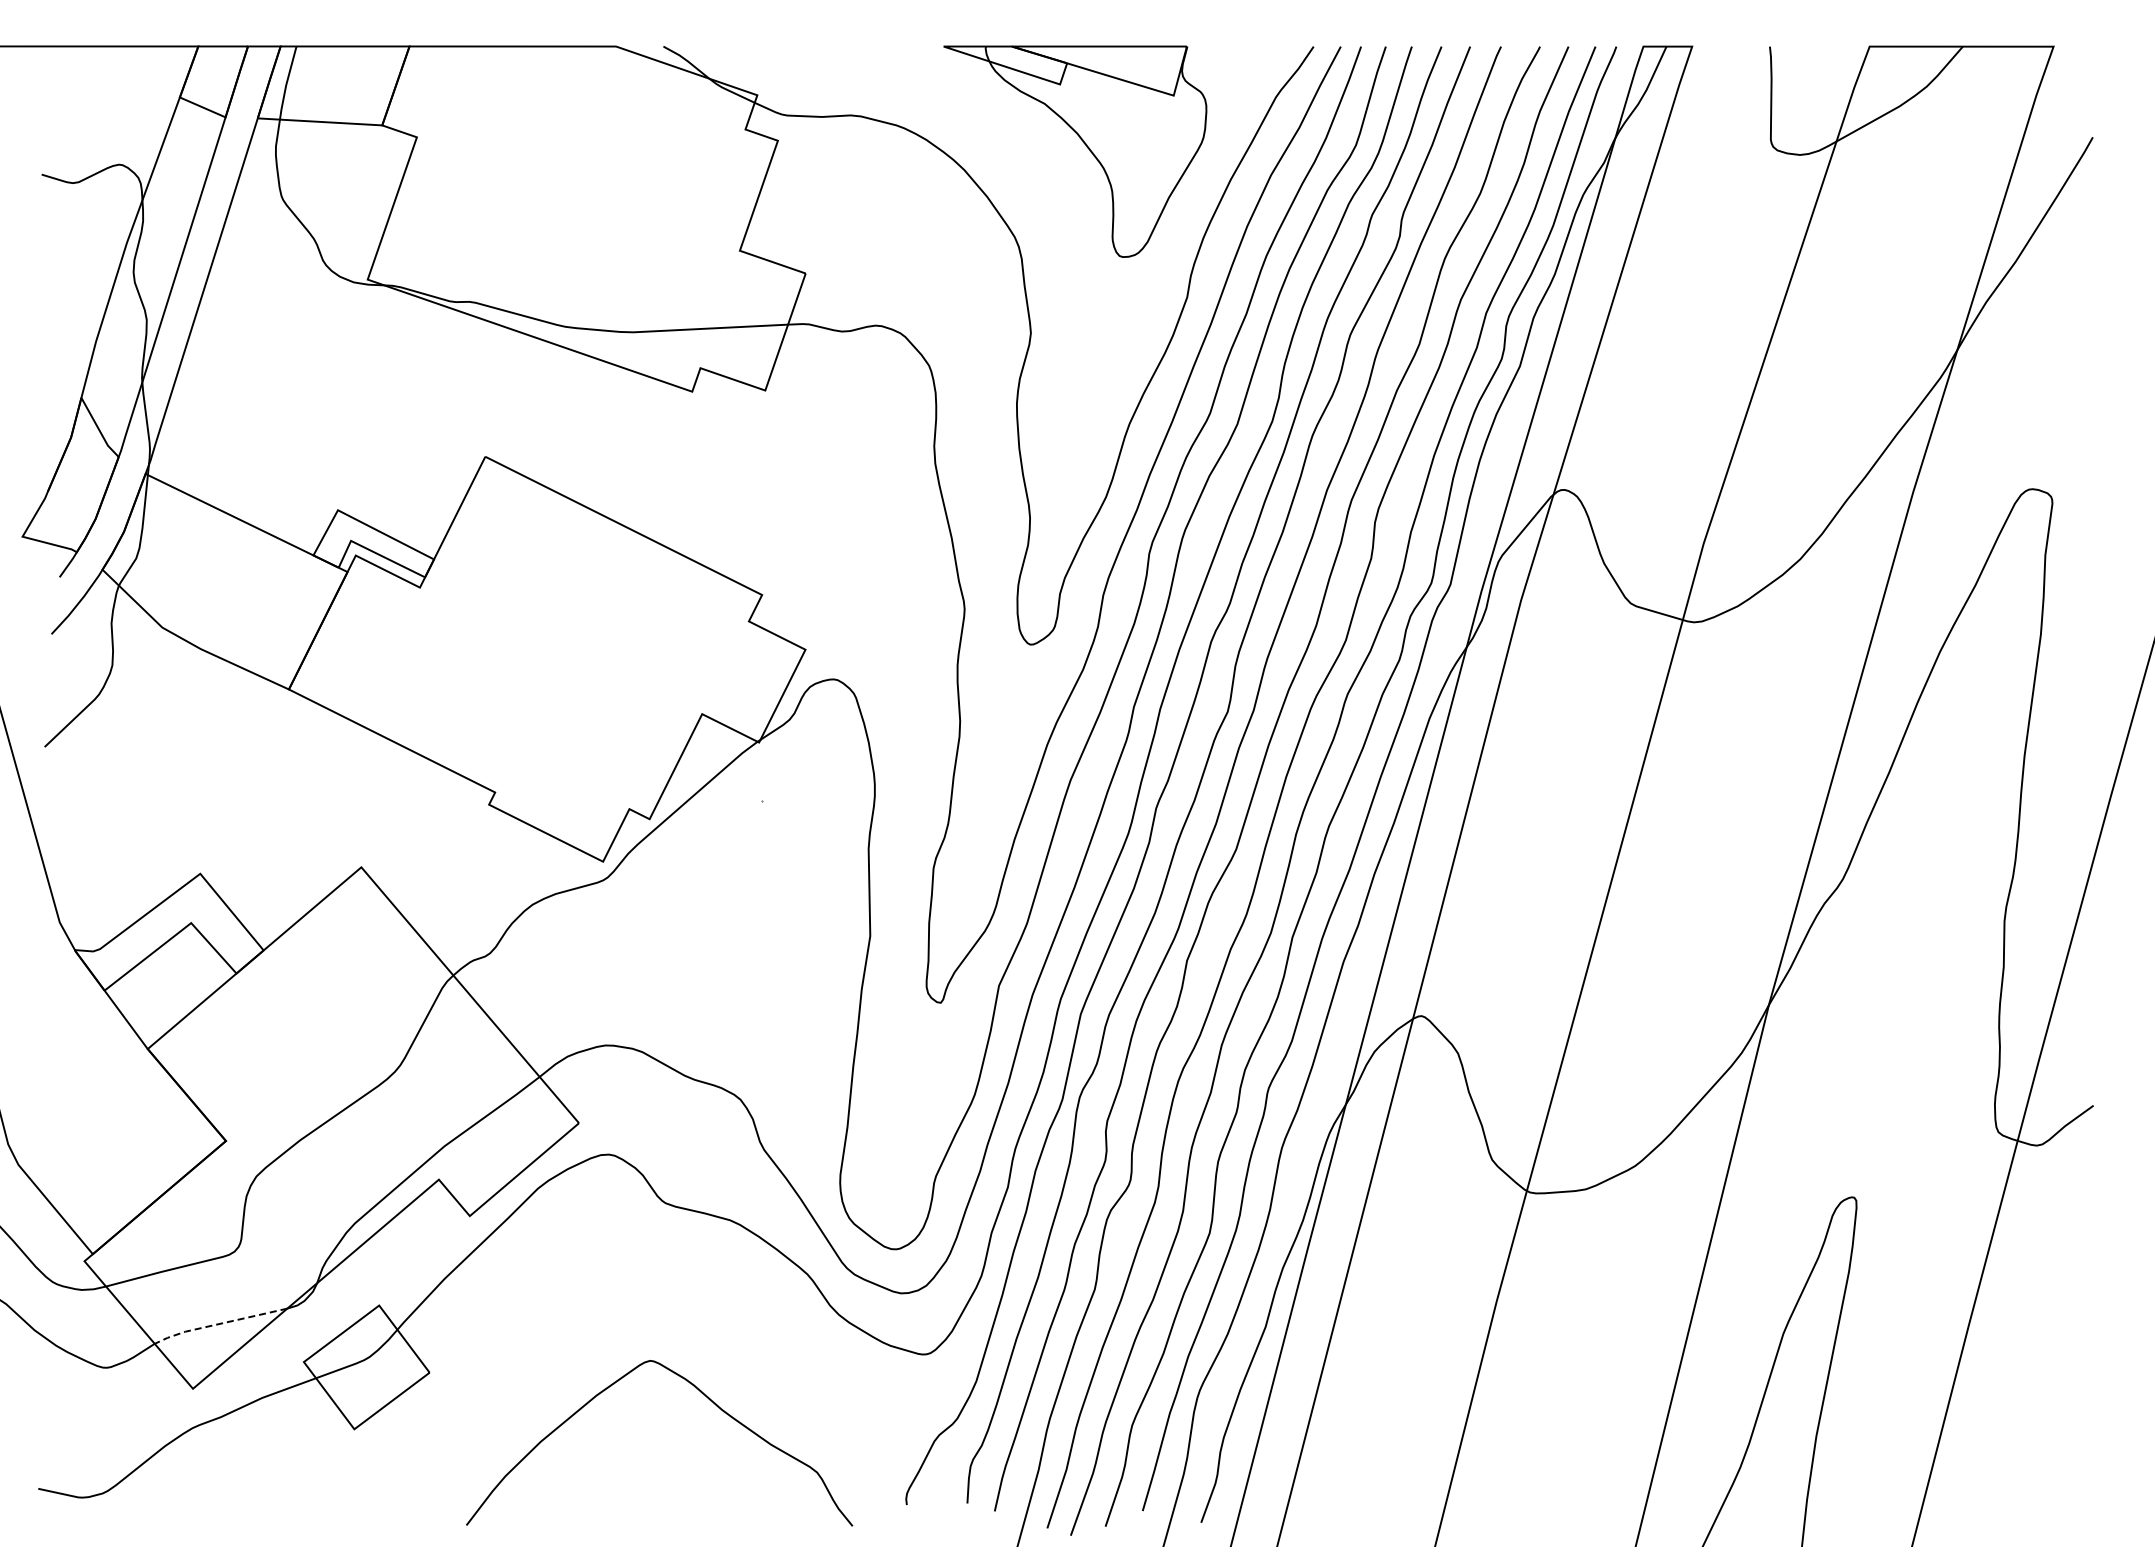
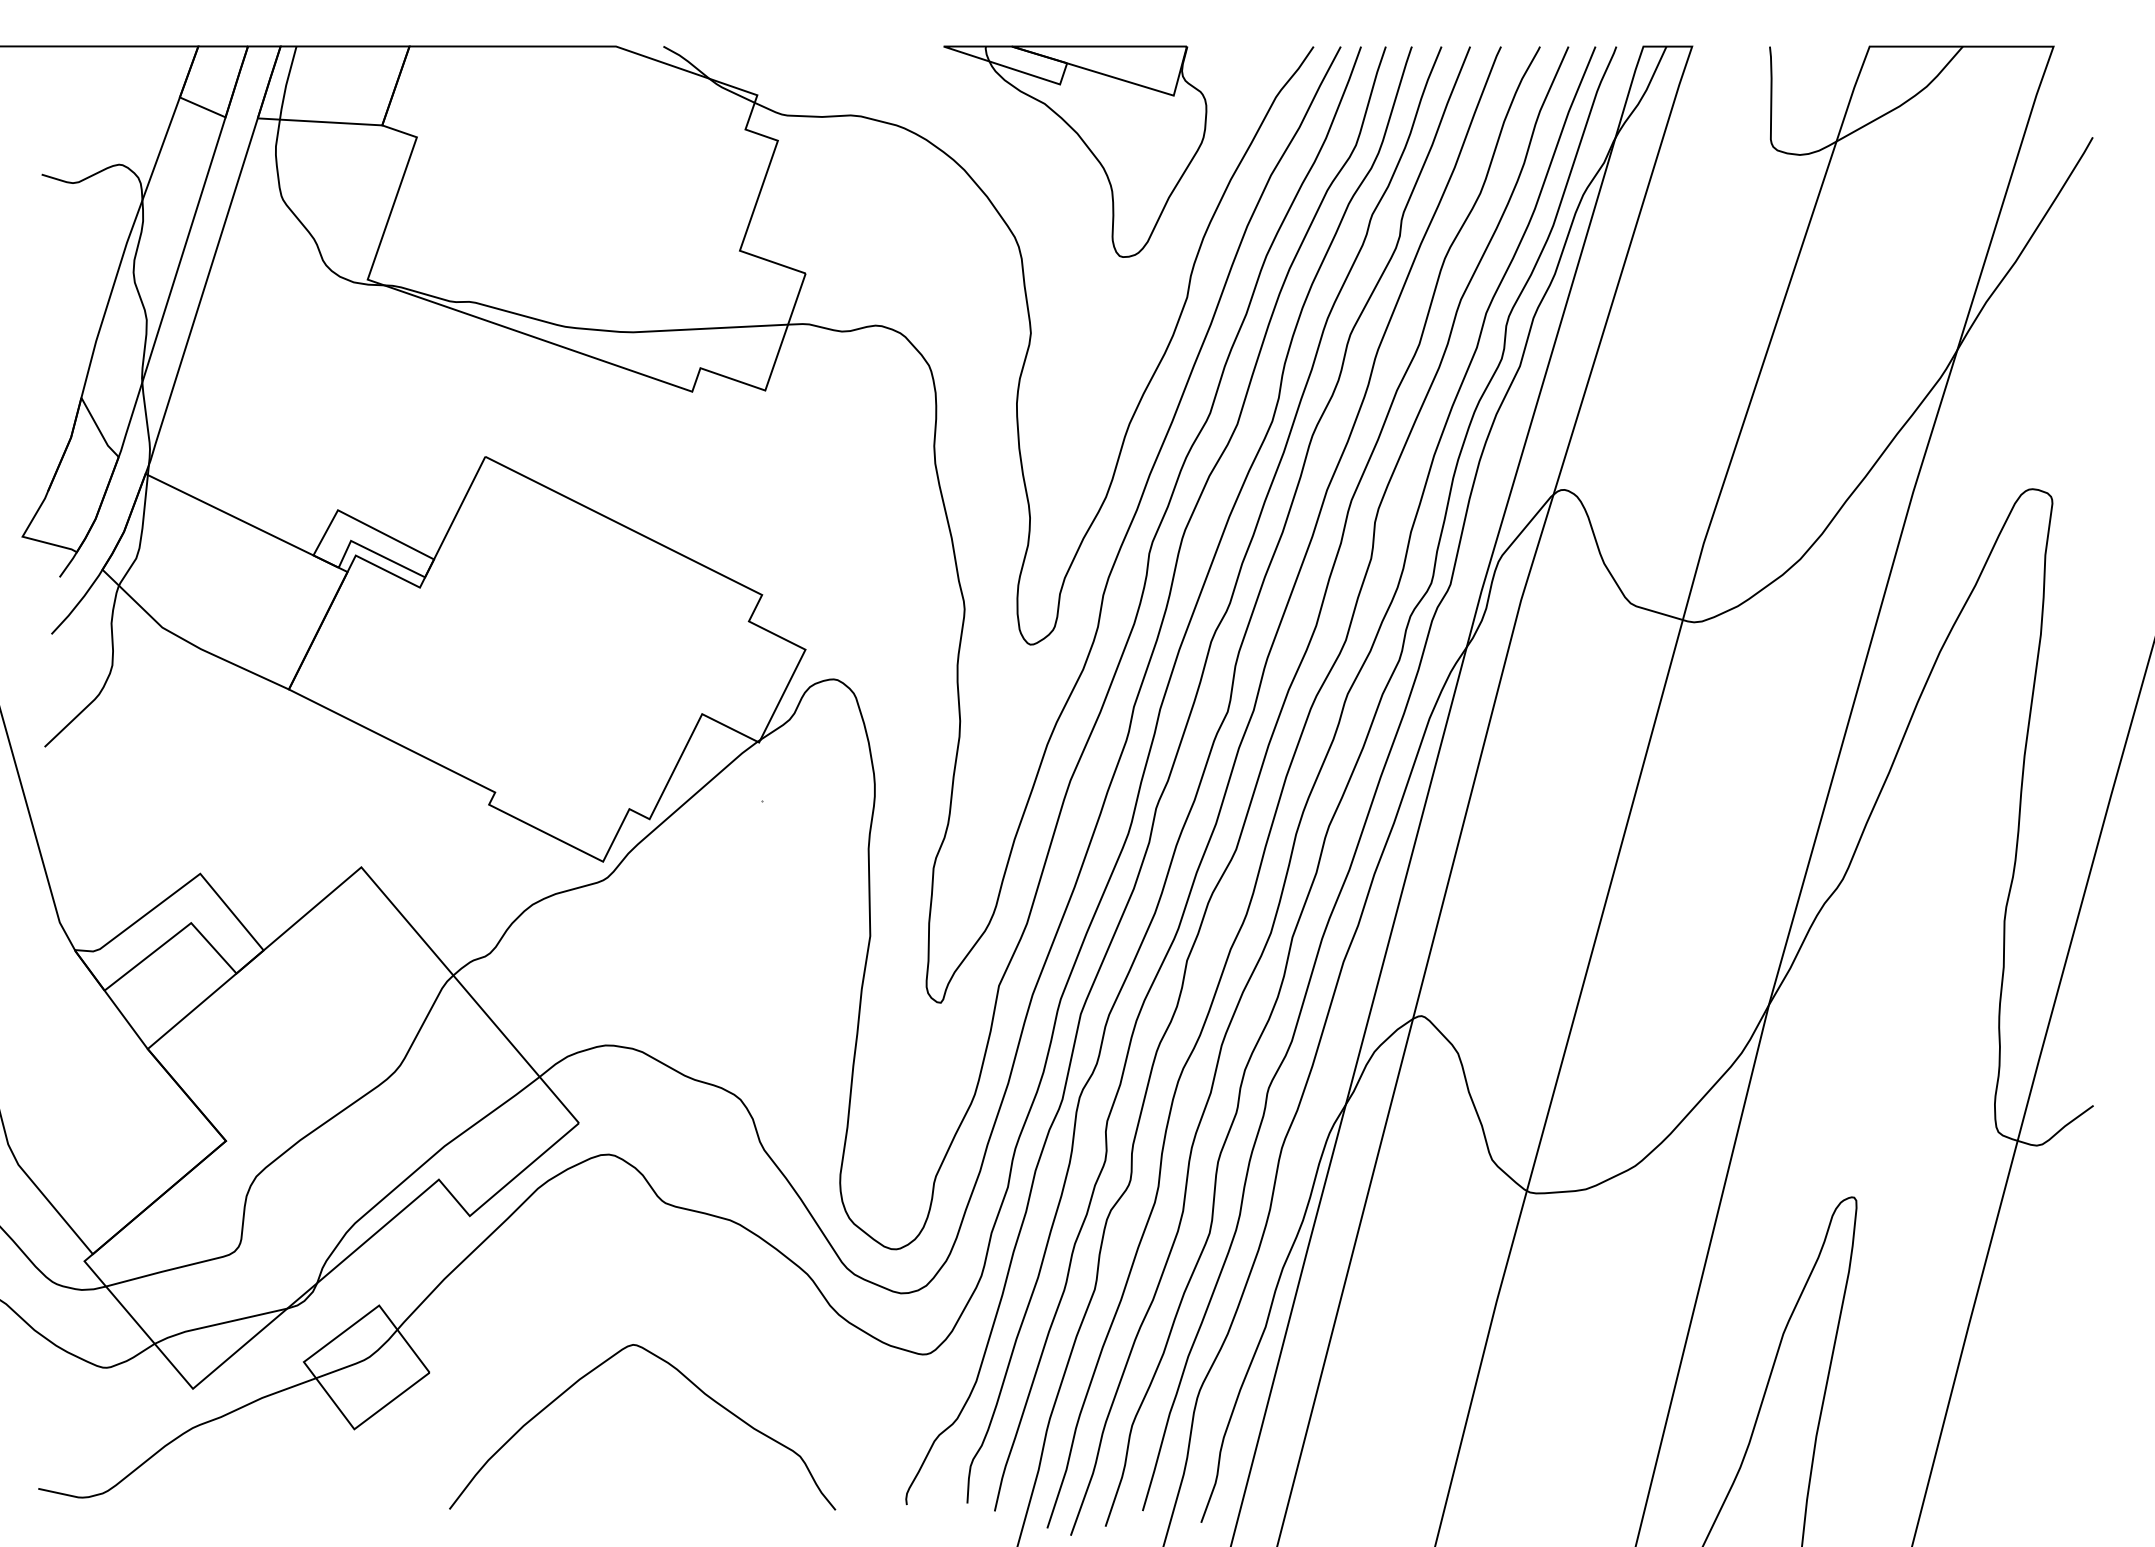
line: dashed -> solid (218, 1324)
curve position: (702, 1394) -> (685, 1378) (685, 1378)
